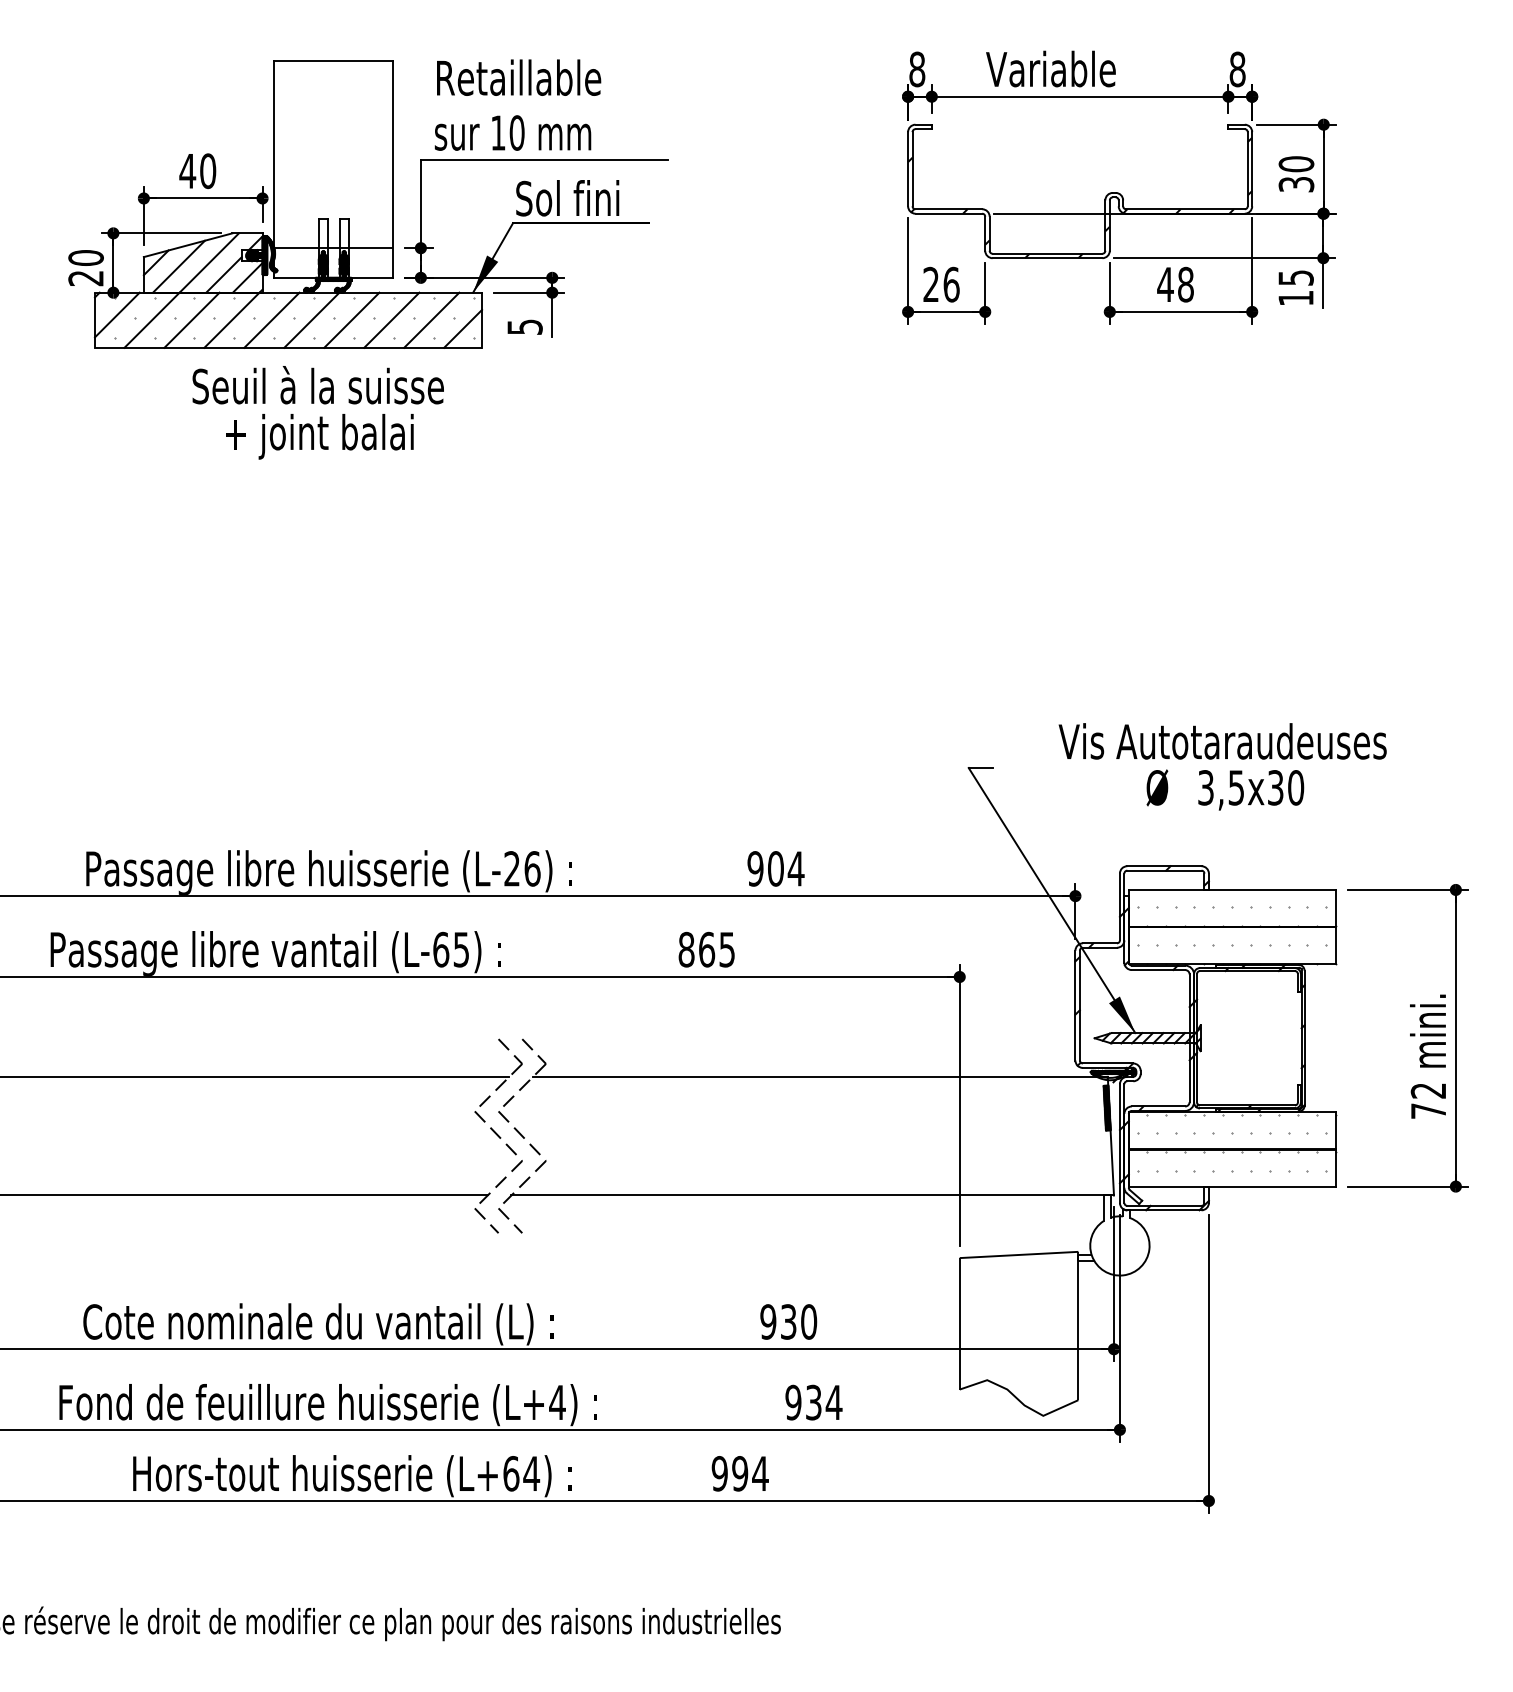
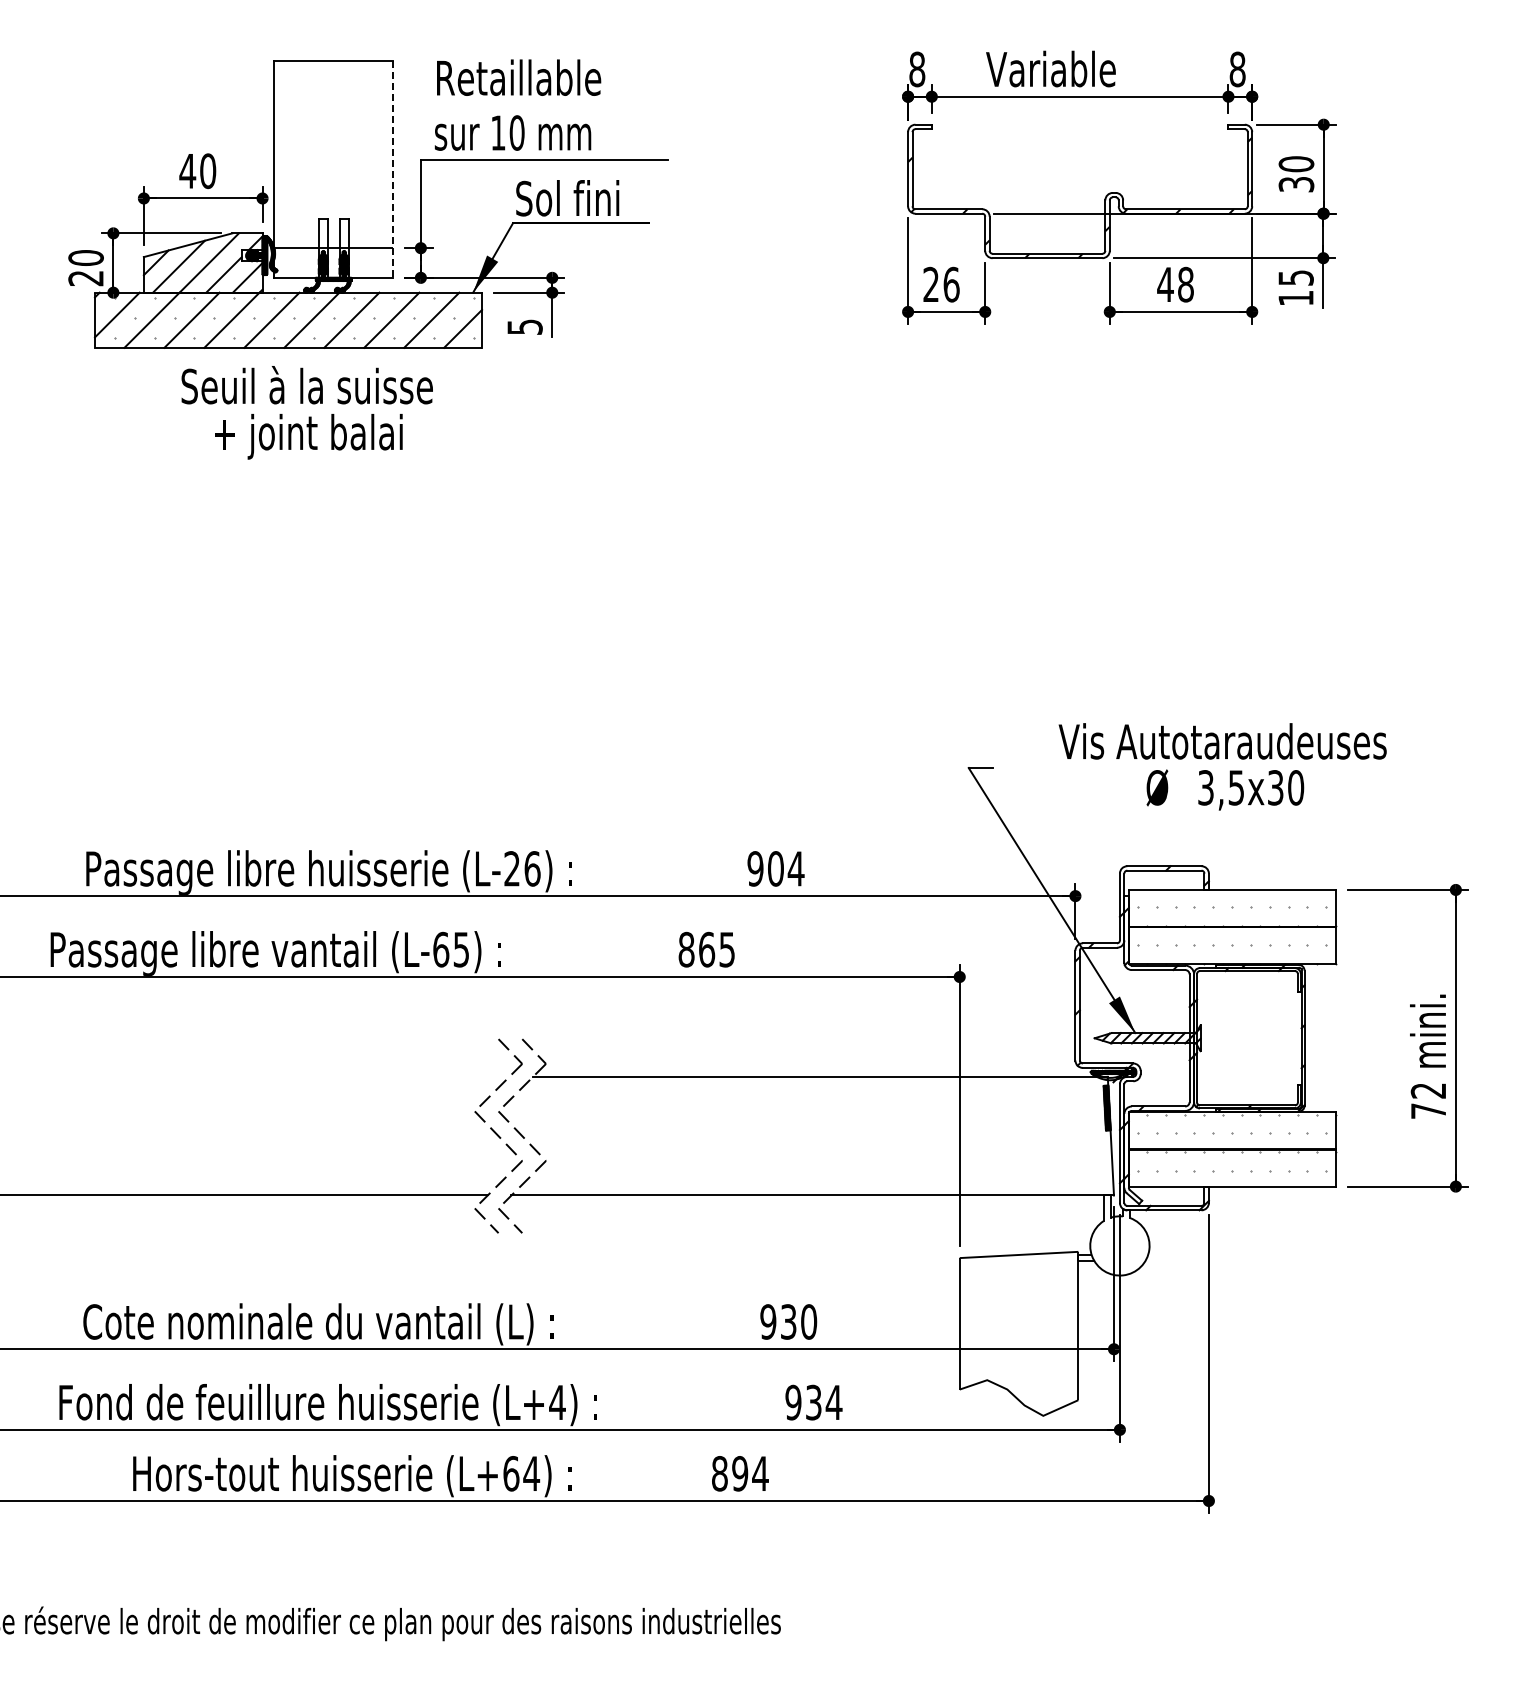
line: solid -> dashed (393, 169)
text position: (317, 412) -> (306, 412) (306, 412)
line: present -> none (255, 1076)
text: 994 -> 894 (719, 1473)
